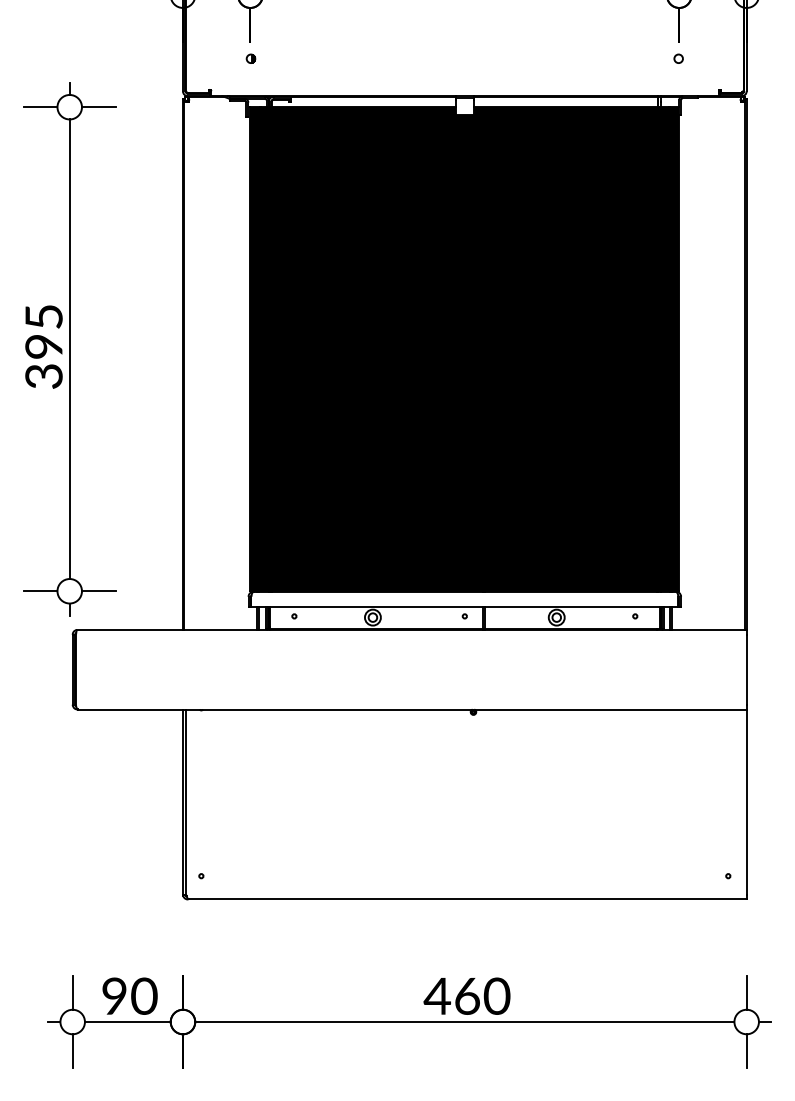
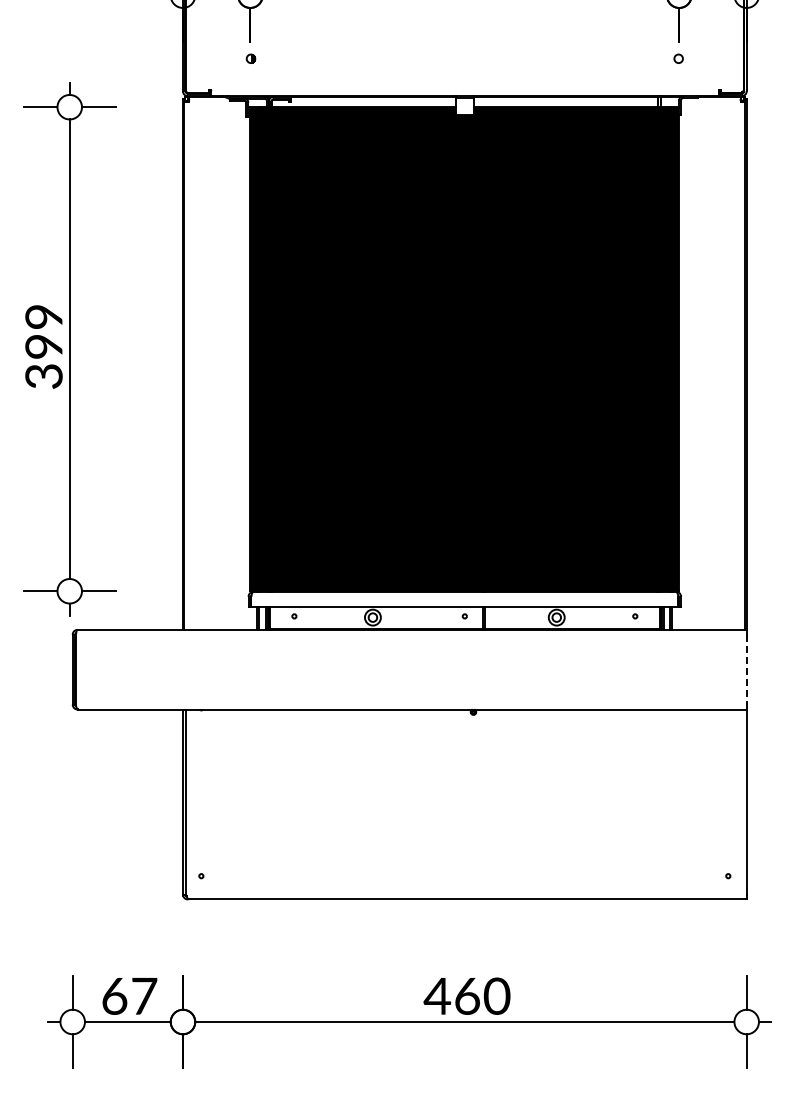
text: 395 -> 399 (43, 316)
line: solid -> dashed (746, 669)
text: 90 -> 67 (129, 995)
